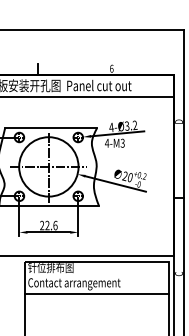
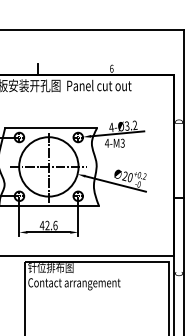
line: present -> none (87, 97)
text: 22.6 -> 42.6 (41, 225)
line: present -> none (96, 293)
